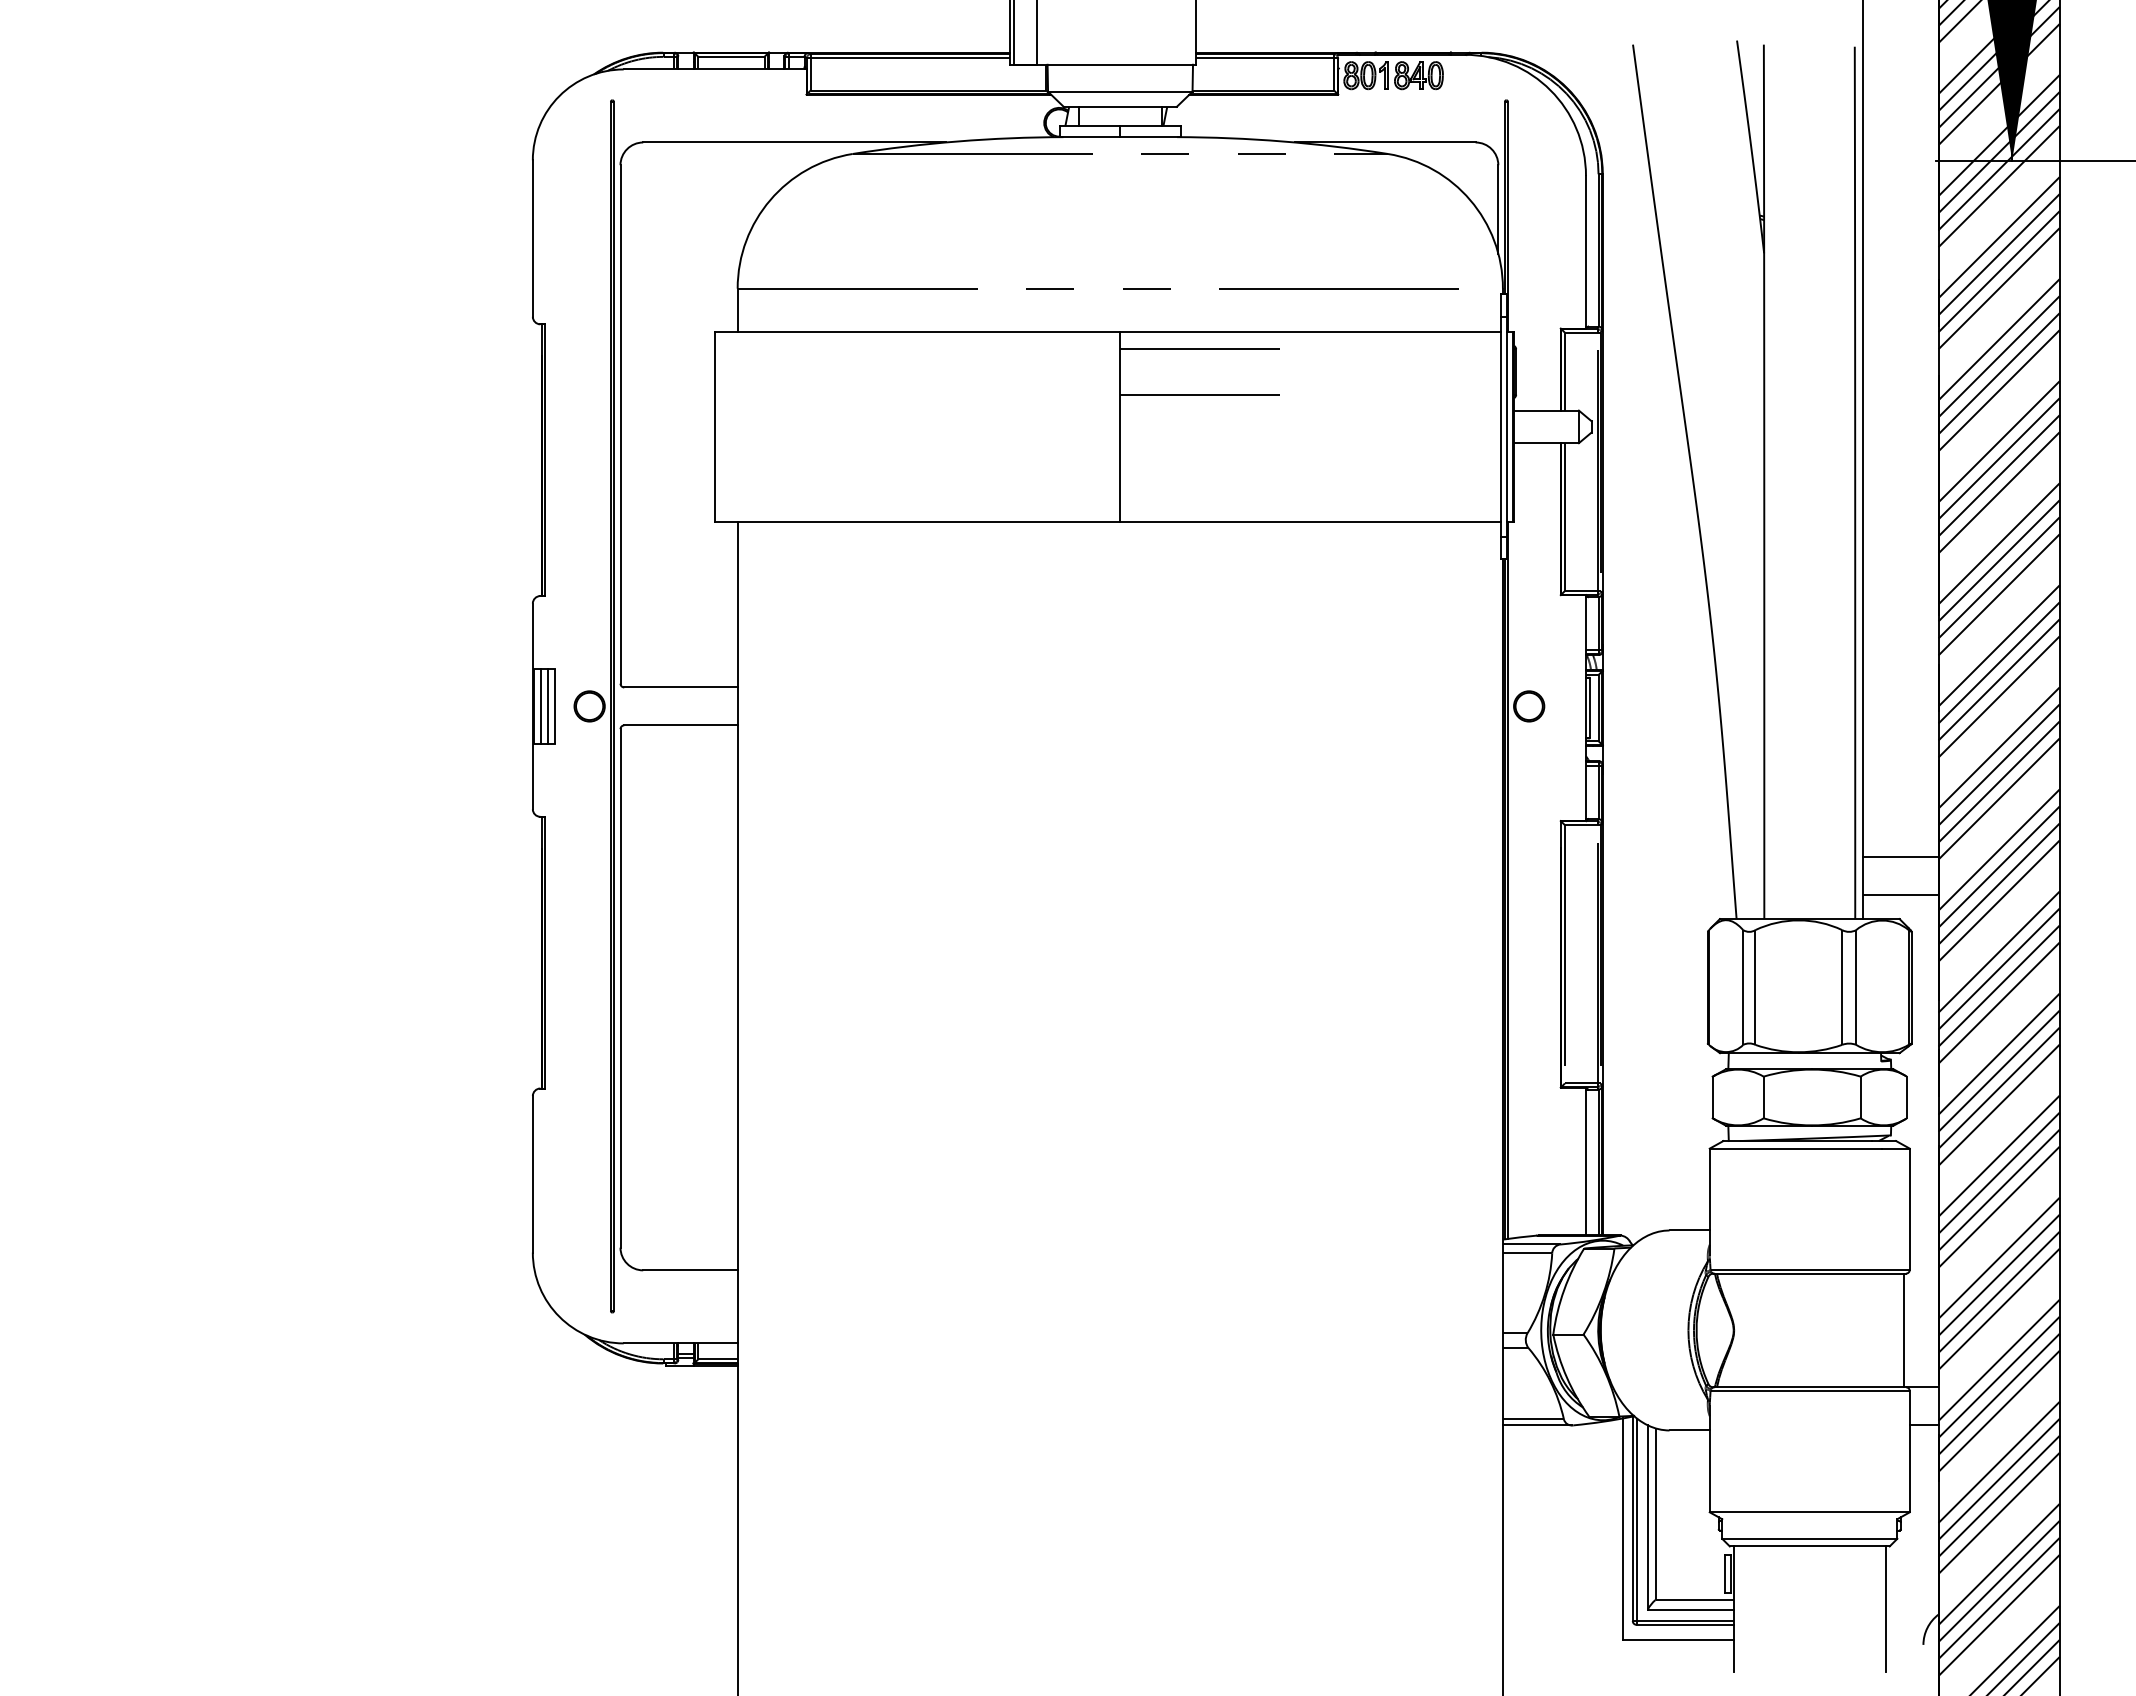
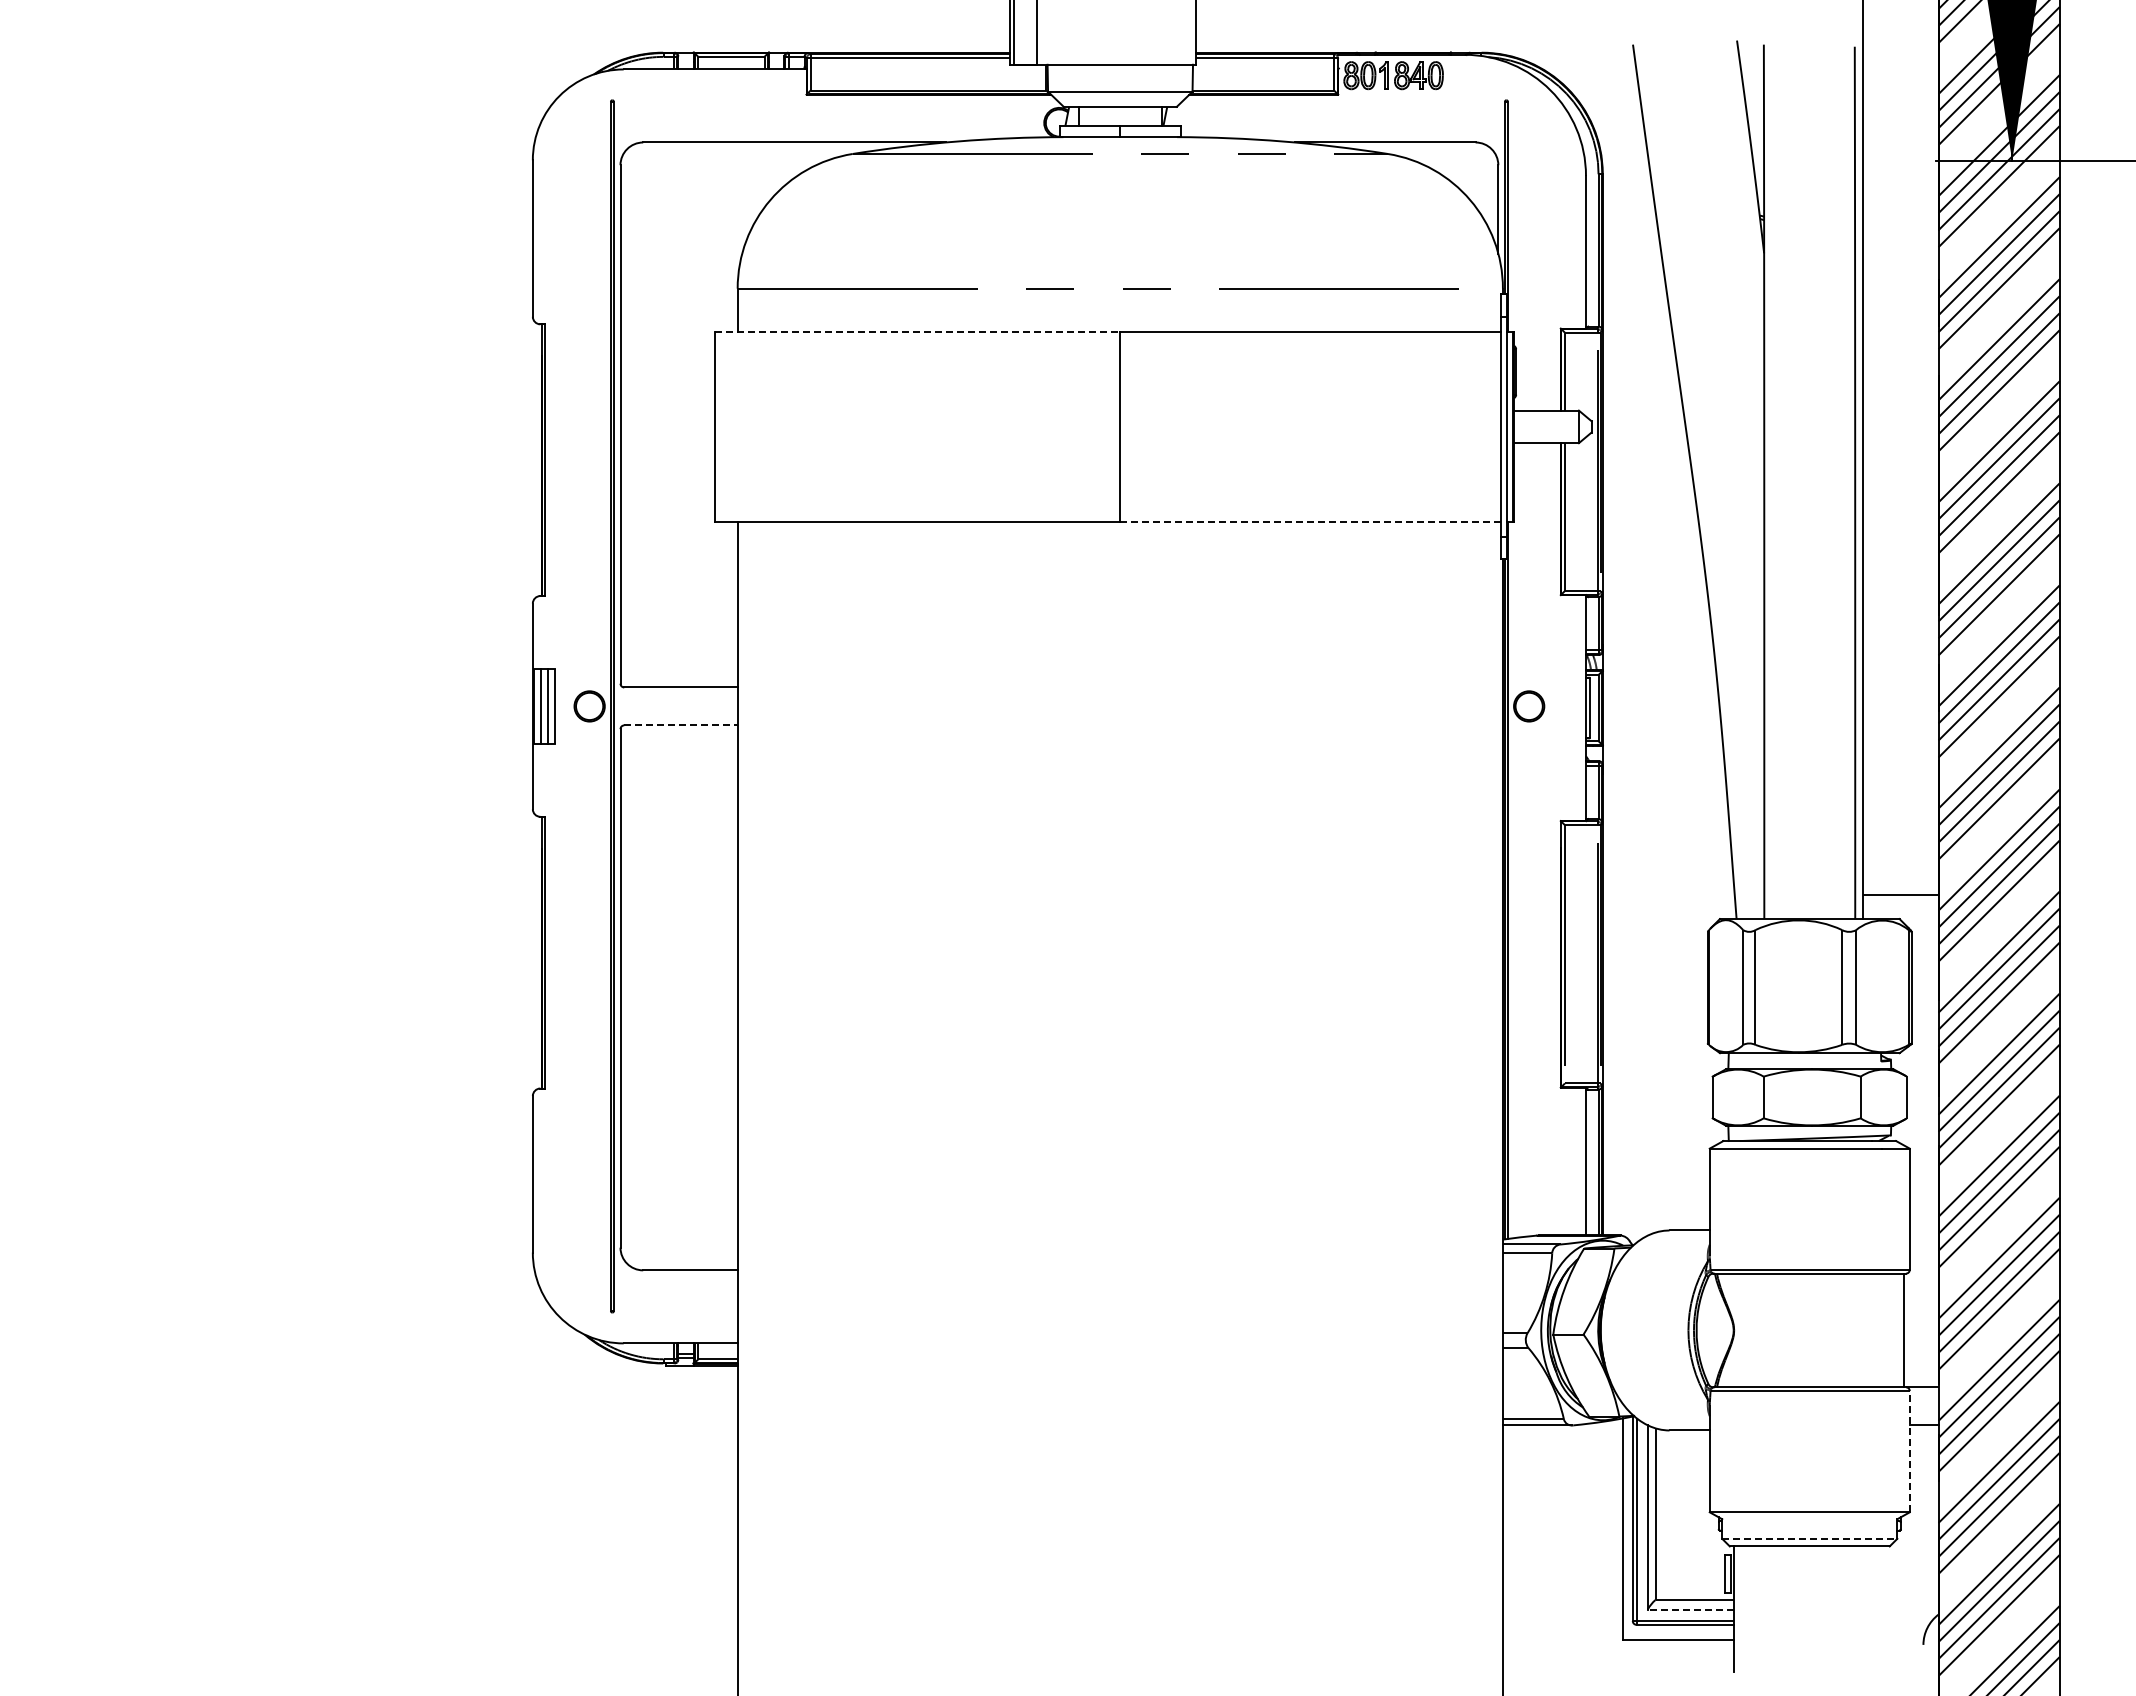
line: solid -> dashed (917, 332)
line: present -> none (1199, 349)
line: present -> none (1199, 394)
line: solid -> dashed (1310, 521)
line: solid -> dashed (680, 725)
line: present -> none (1900, 856)
line: solid -> dashed (1909, 1451)
line: solid -> dashed (1809, 1538)
line: present -> none (1885, 1608)
line: solid -> dashed (1690, 1609)
